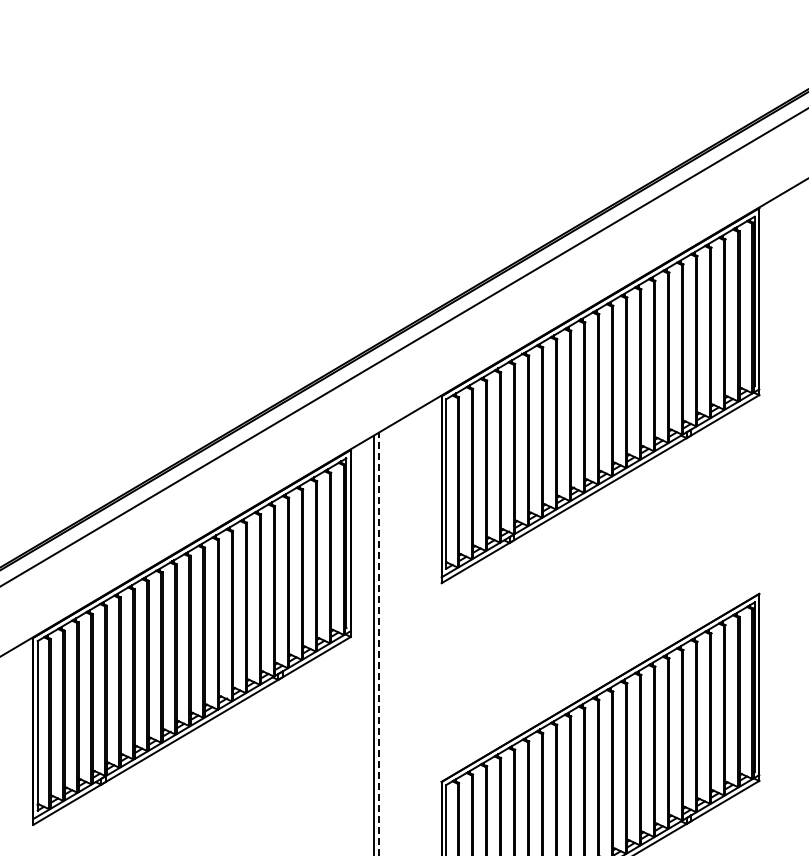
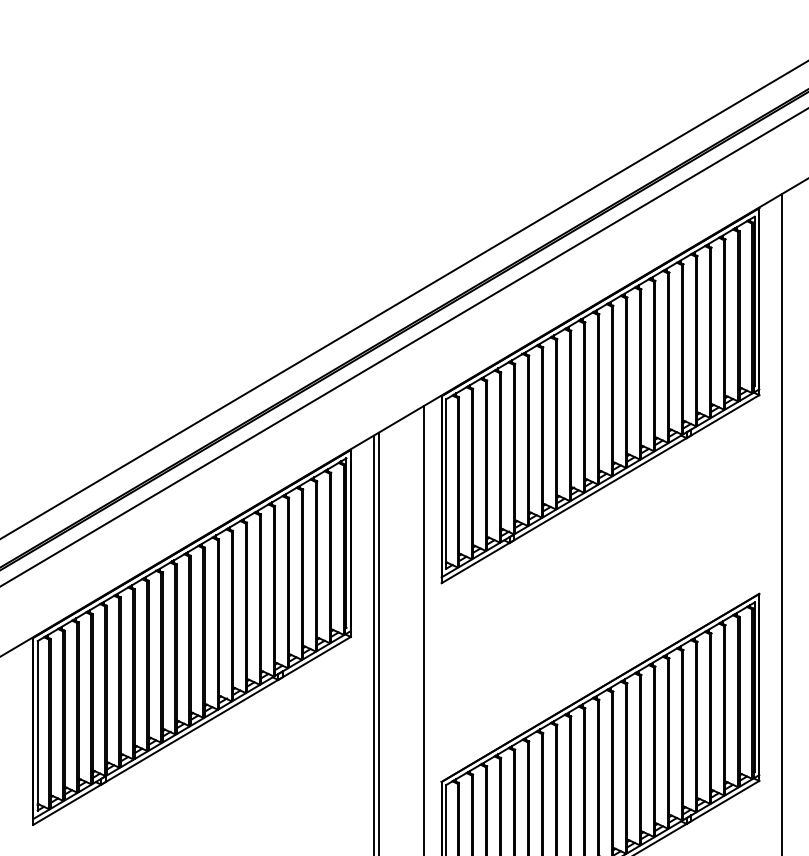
line: none -> present (403, 299)
line: none -> present (781, 523)
line: none -> present (424, 628)
line: dashed -> solid (378, 643)
